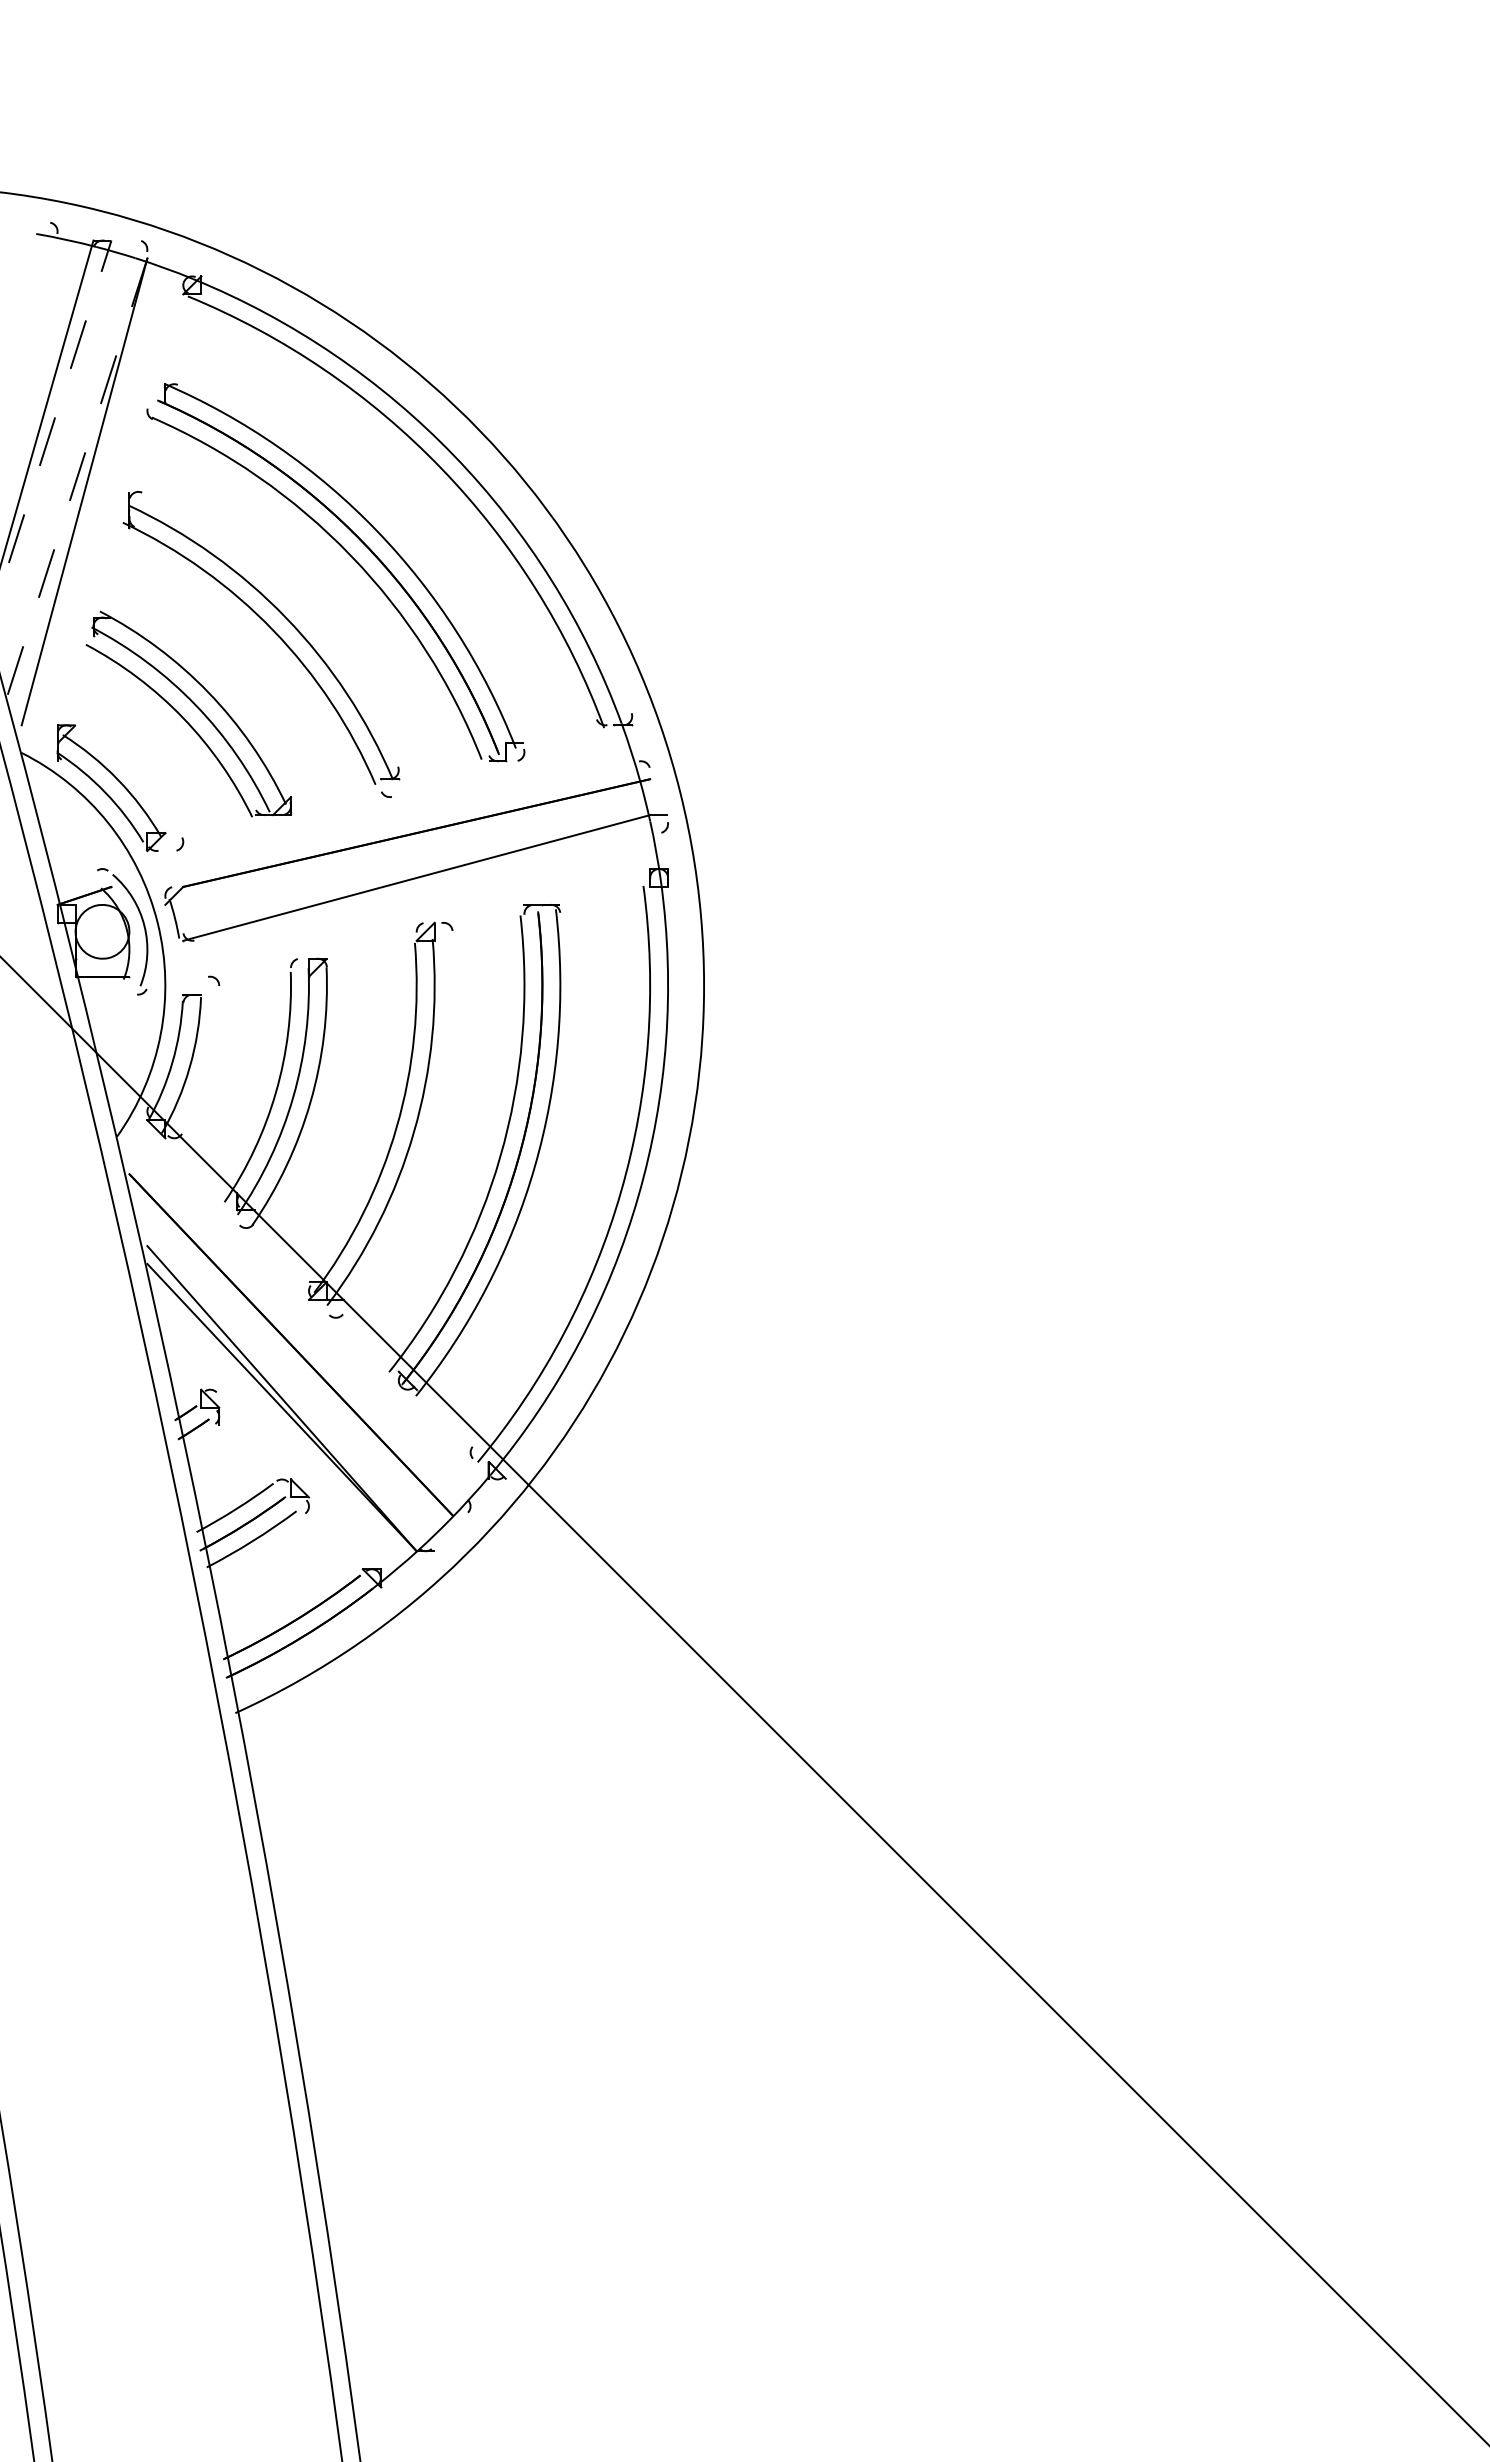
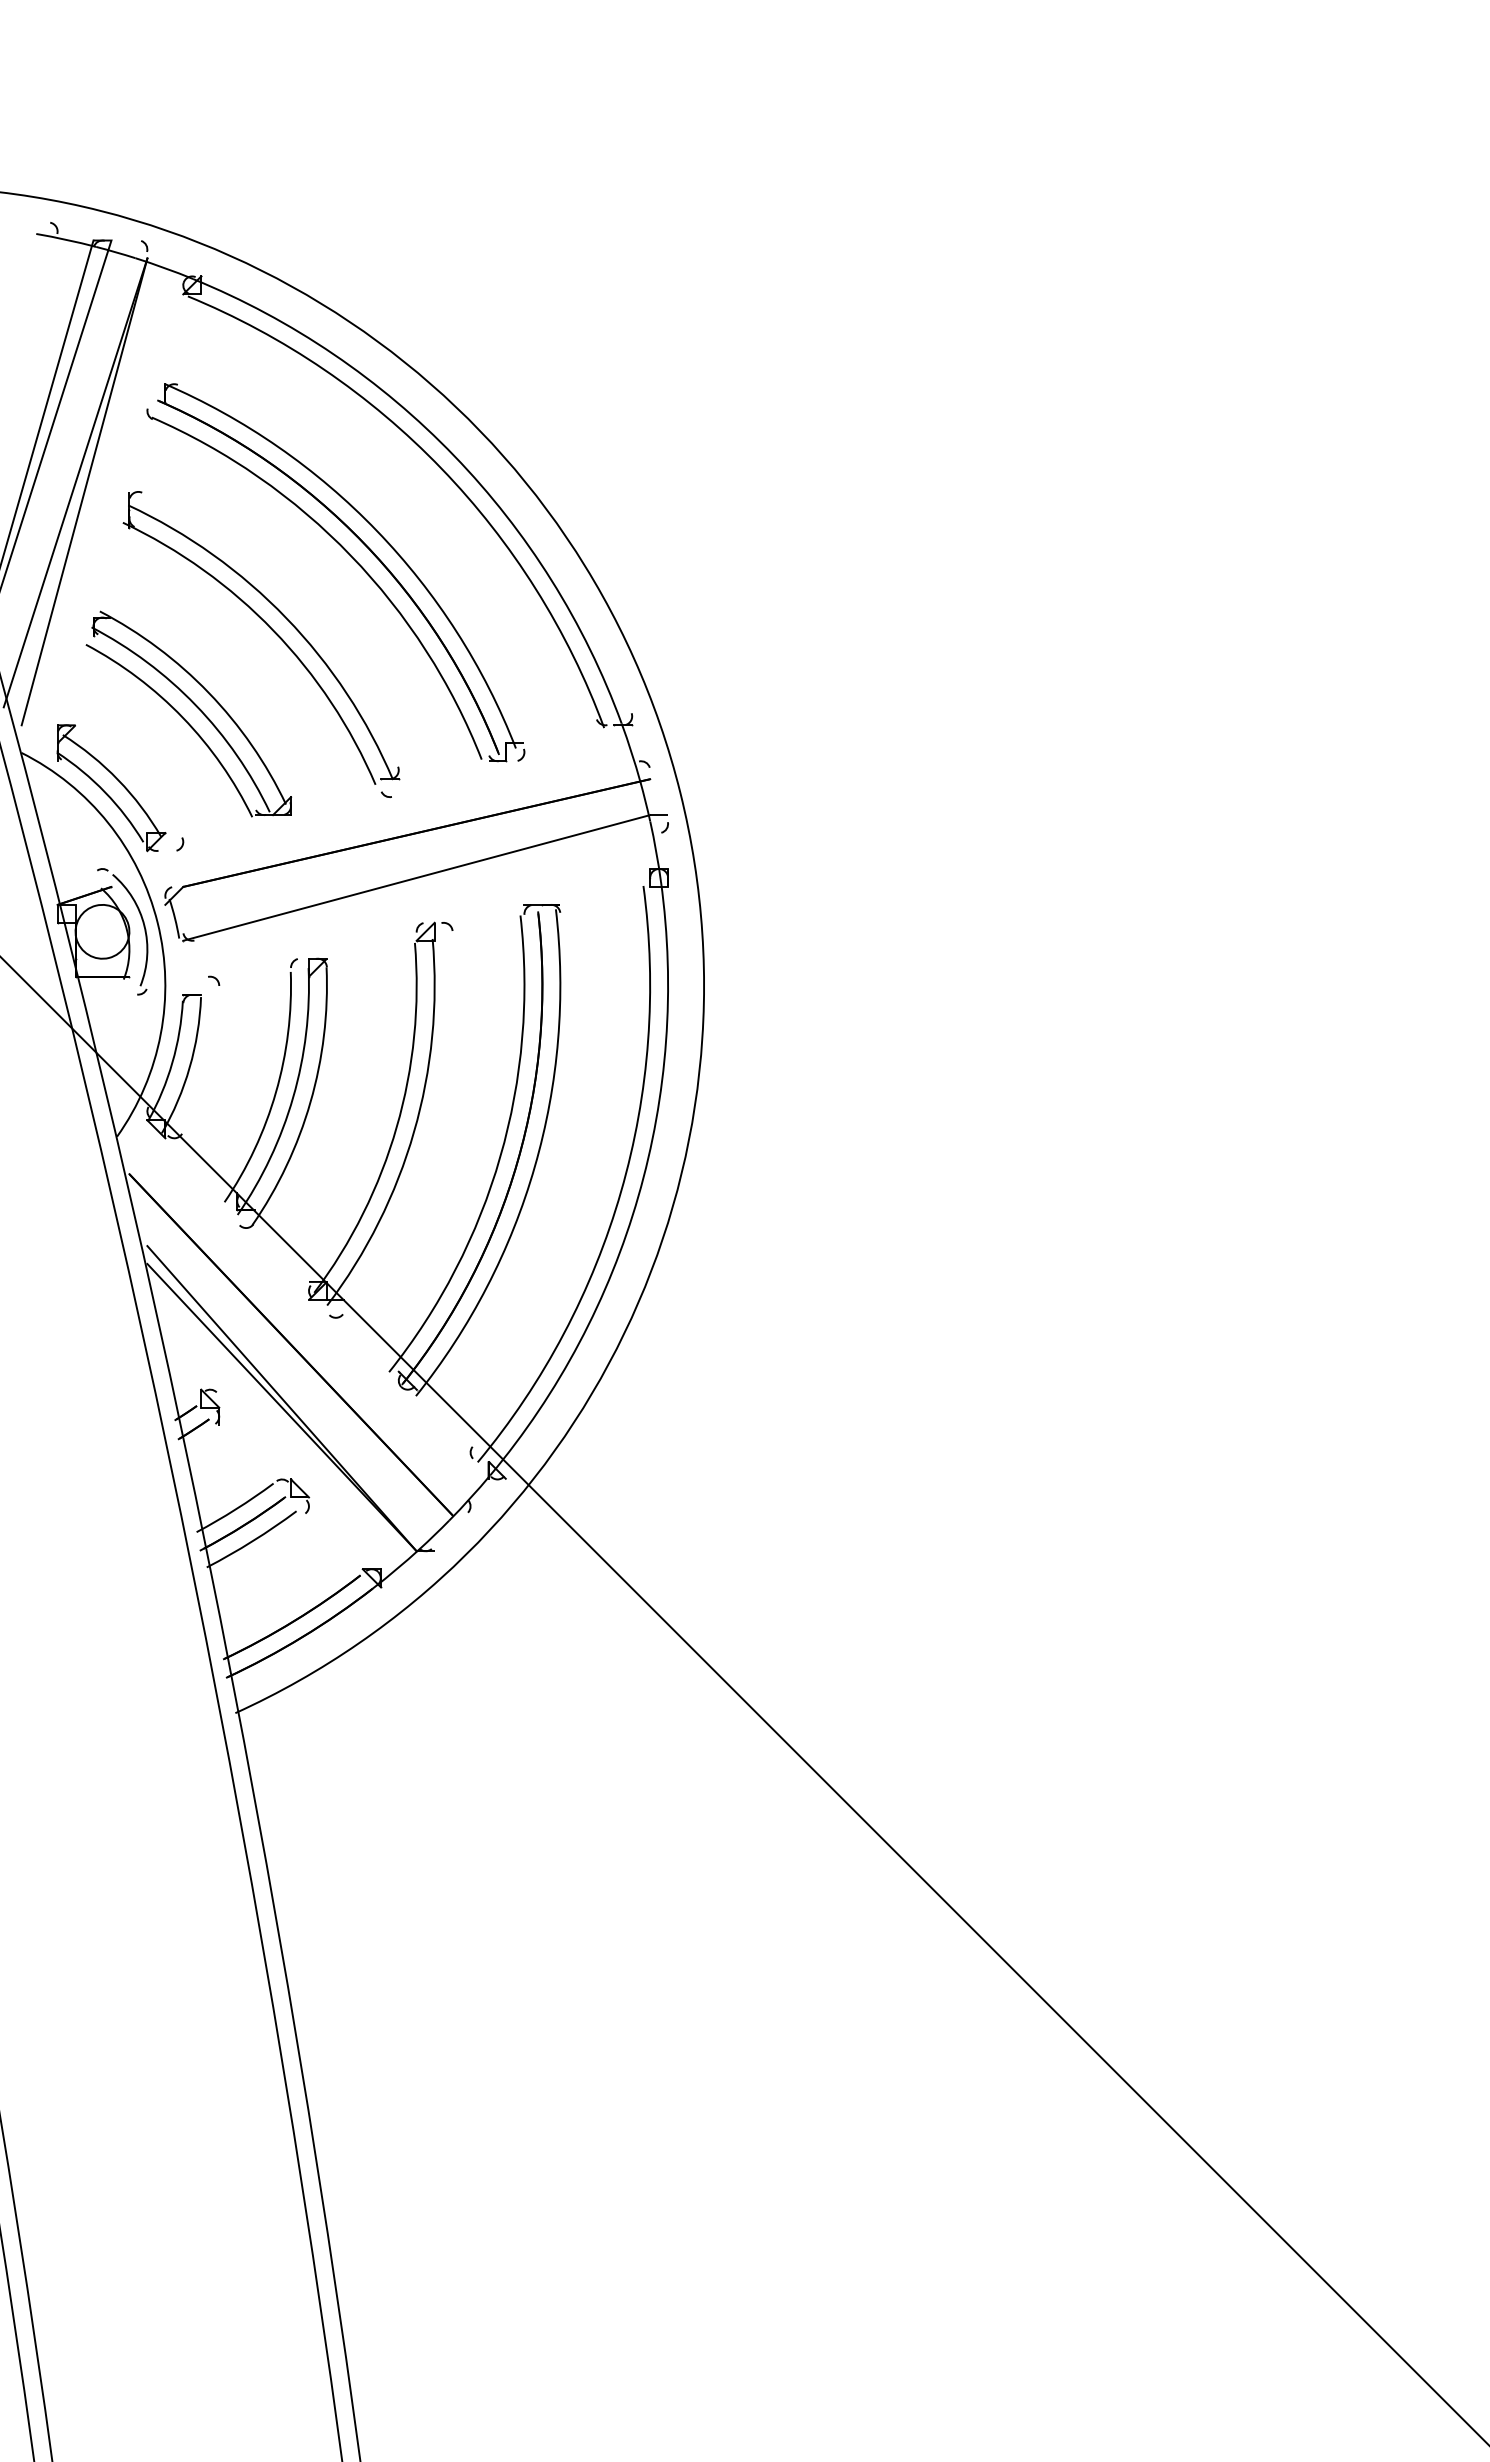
line: dashed -> solid (58, 407)
line: dashed -> solid (75, 482)
